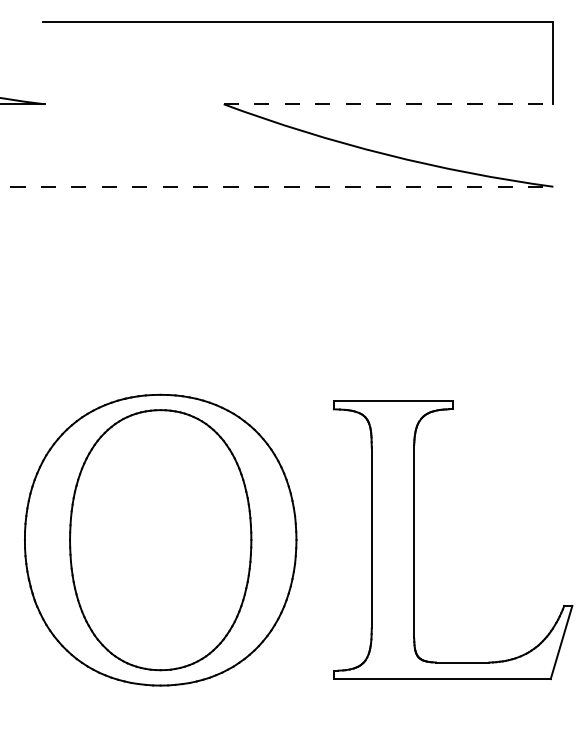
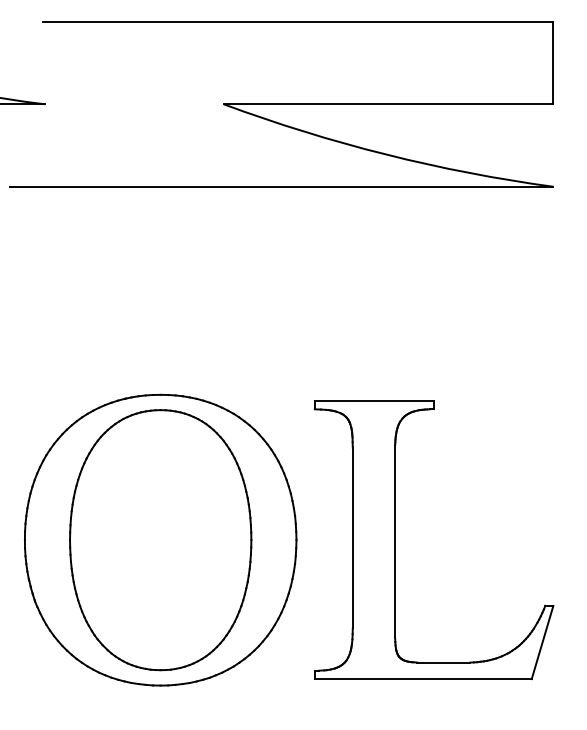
line: dashed -> solid (388, 104)
line: dashed -> solid (281, 186)
part position: (414, 539) -> (395, 539) (395, 539)
